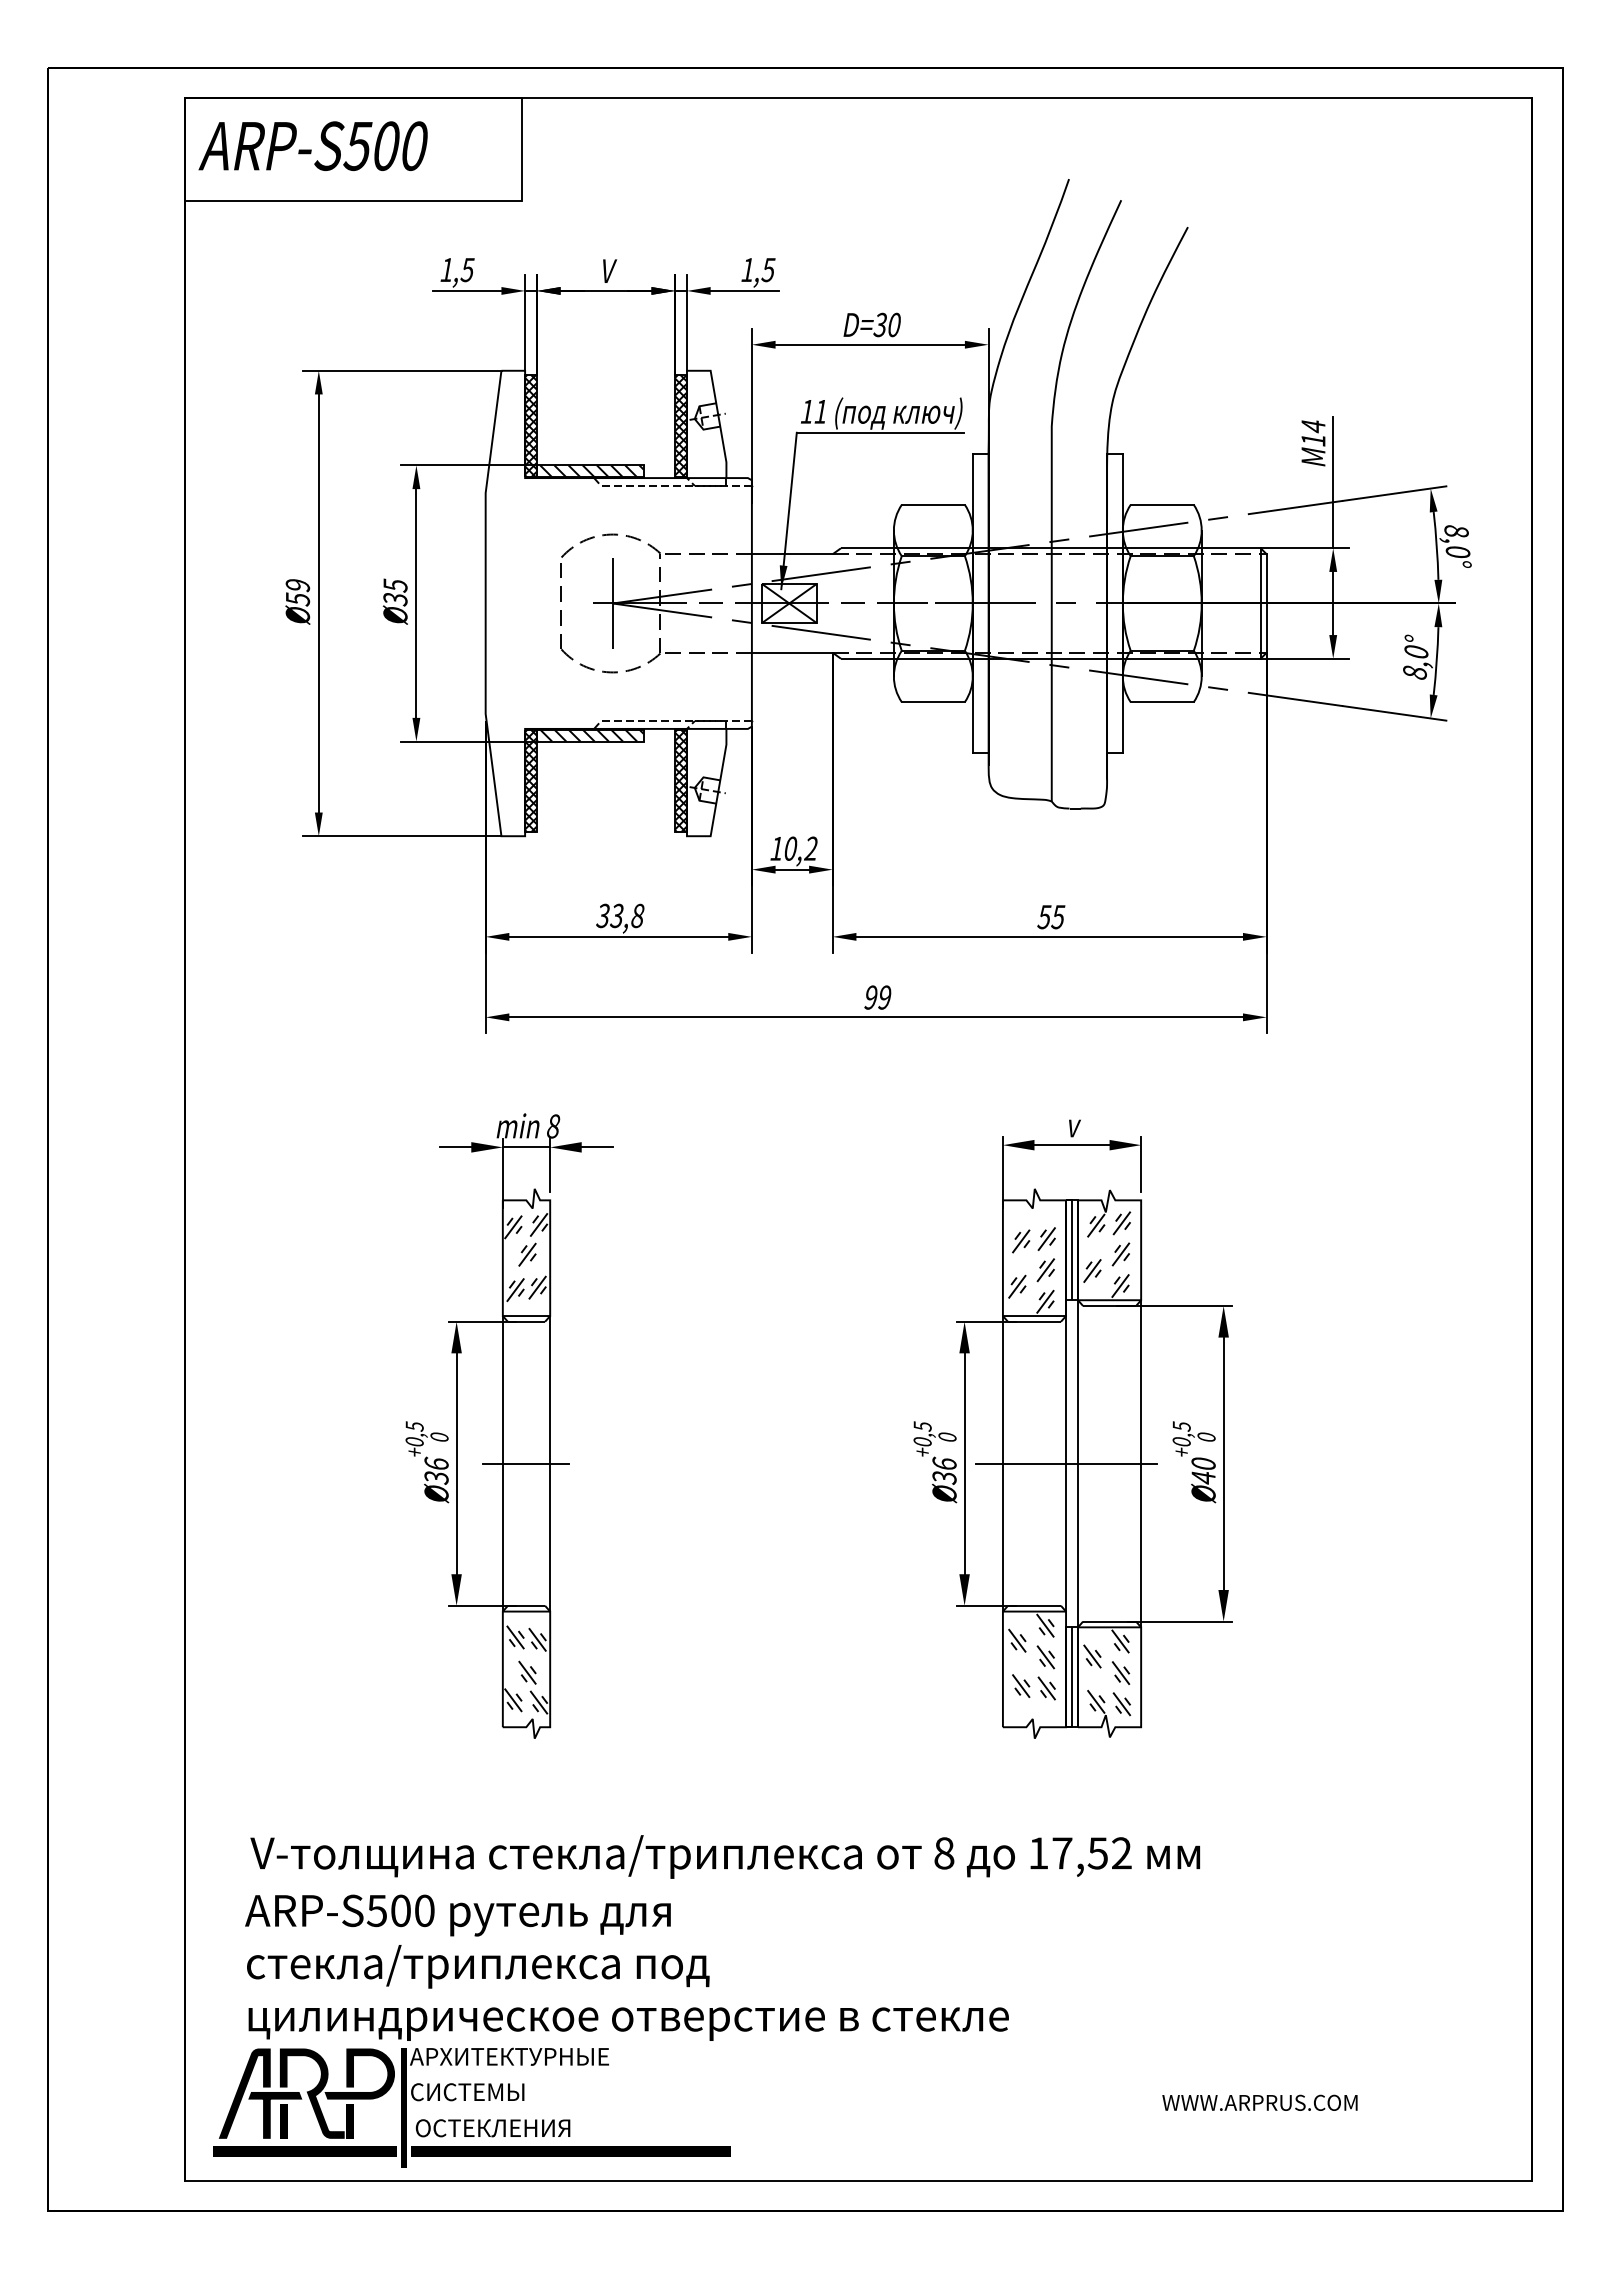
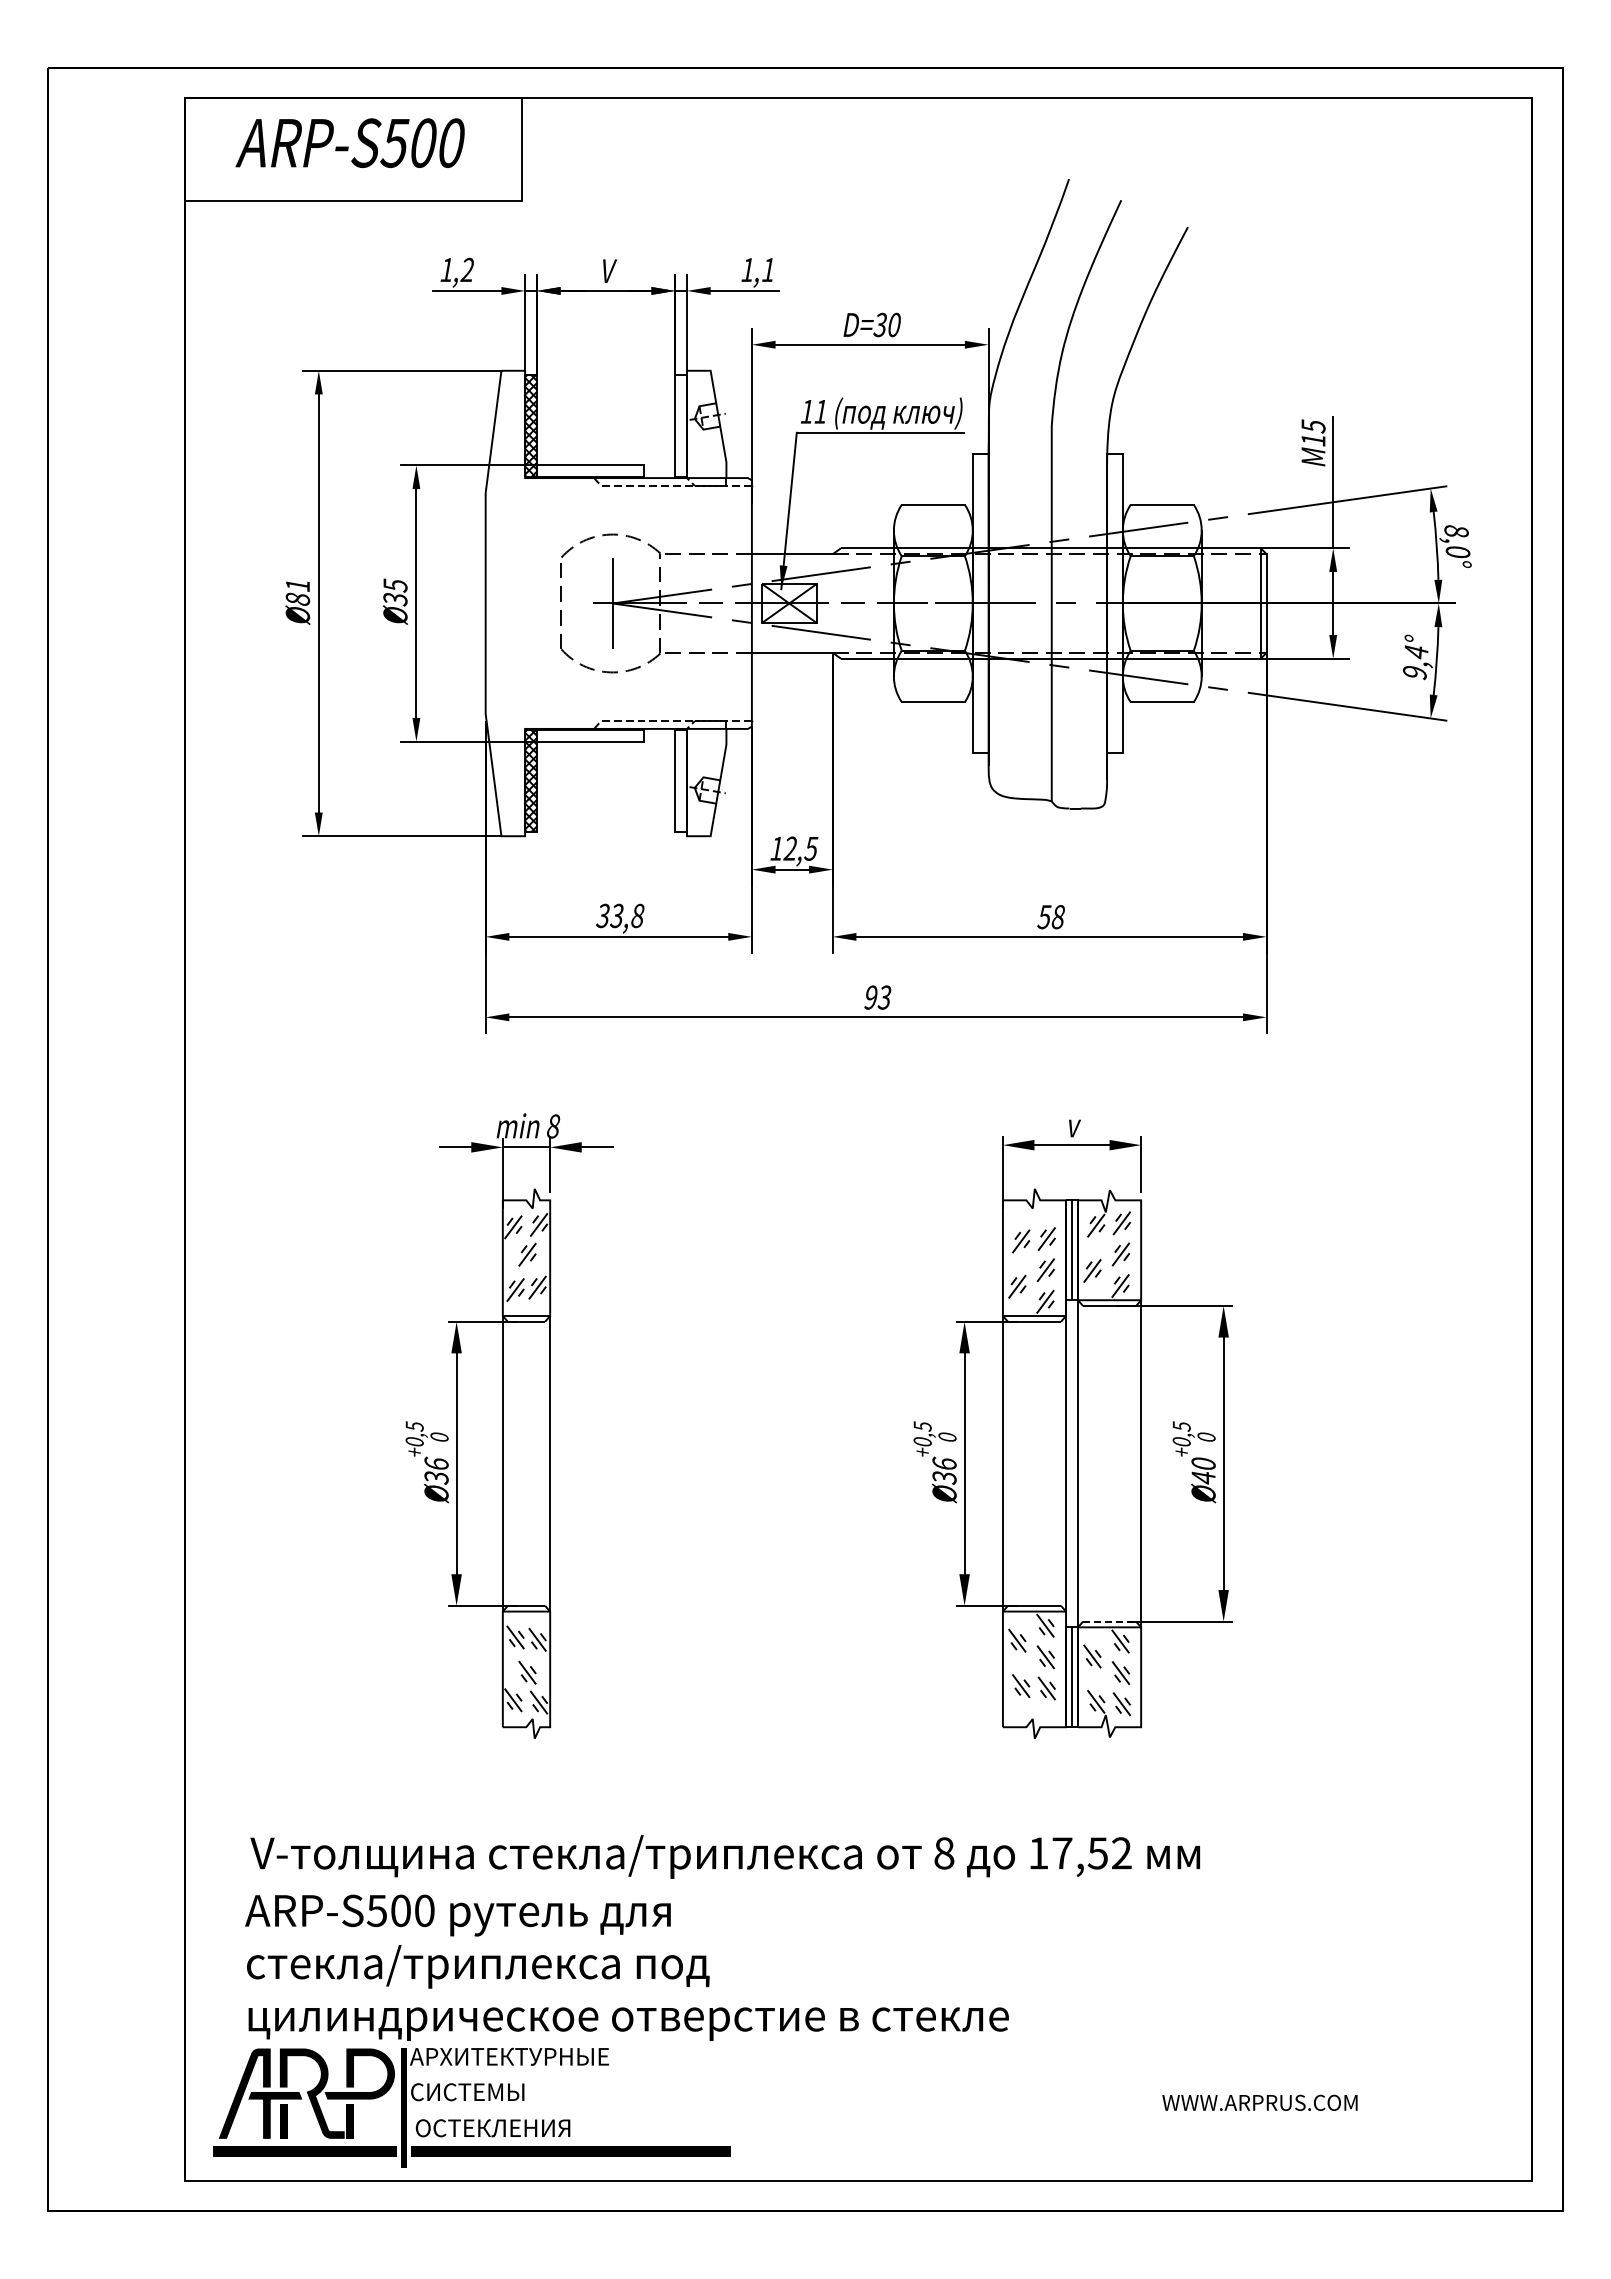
text position: (312, 145) -> (349, 142) (349, 142)
text: 1,5 -> 1,2 (467, 269)
text: 1,5 -> 1,1 (768, 270)
hatch: present -> none (680, 425)
text: M14 -> M15 (1313, 426)
hatch: present -> none (589, 471)
text: Ø59 -> Ø81 (297, 592)
text: 8,0° -> 9,4° (1415, 662)
hatch: present -> none (589, 735)
hatch: present -> none (680, 780)
text: 10,2 -> 12,5 (800, 848)
text: 55 -> 58 (1058, 917)
text: 99 -> 93 (884, 997)
line: present -> none (525, 1463)
line: present -> none (1066, 1463)
line: solid -> dashed (1110, 1621)
